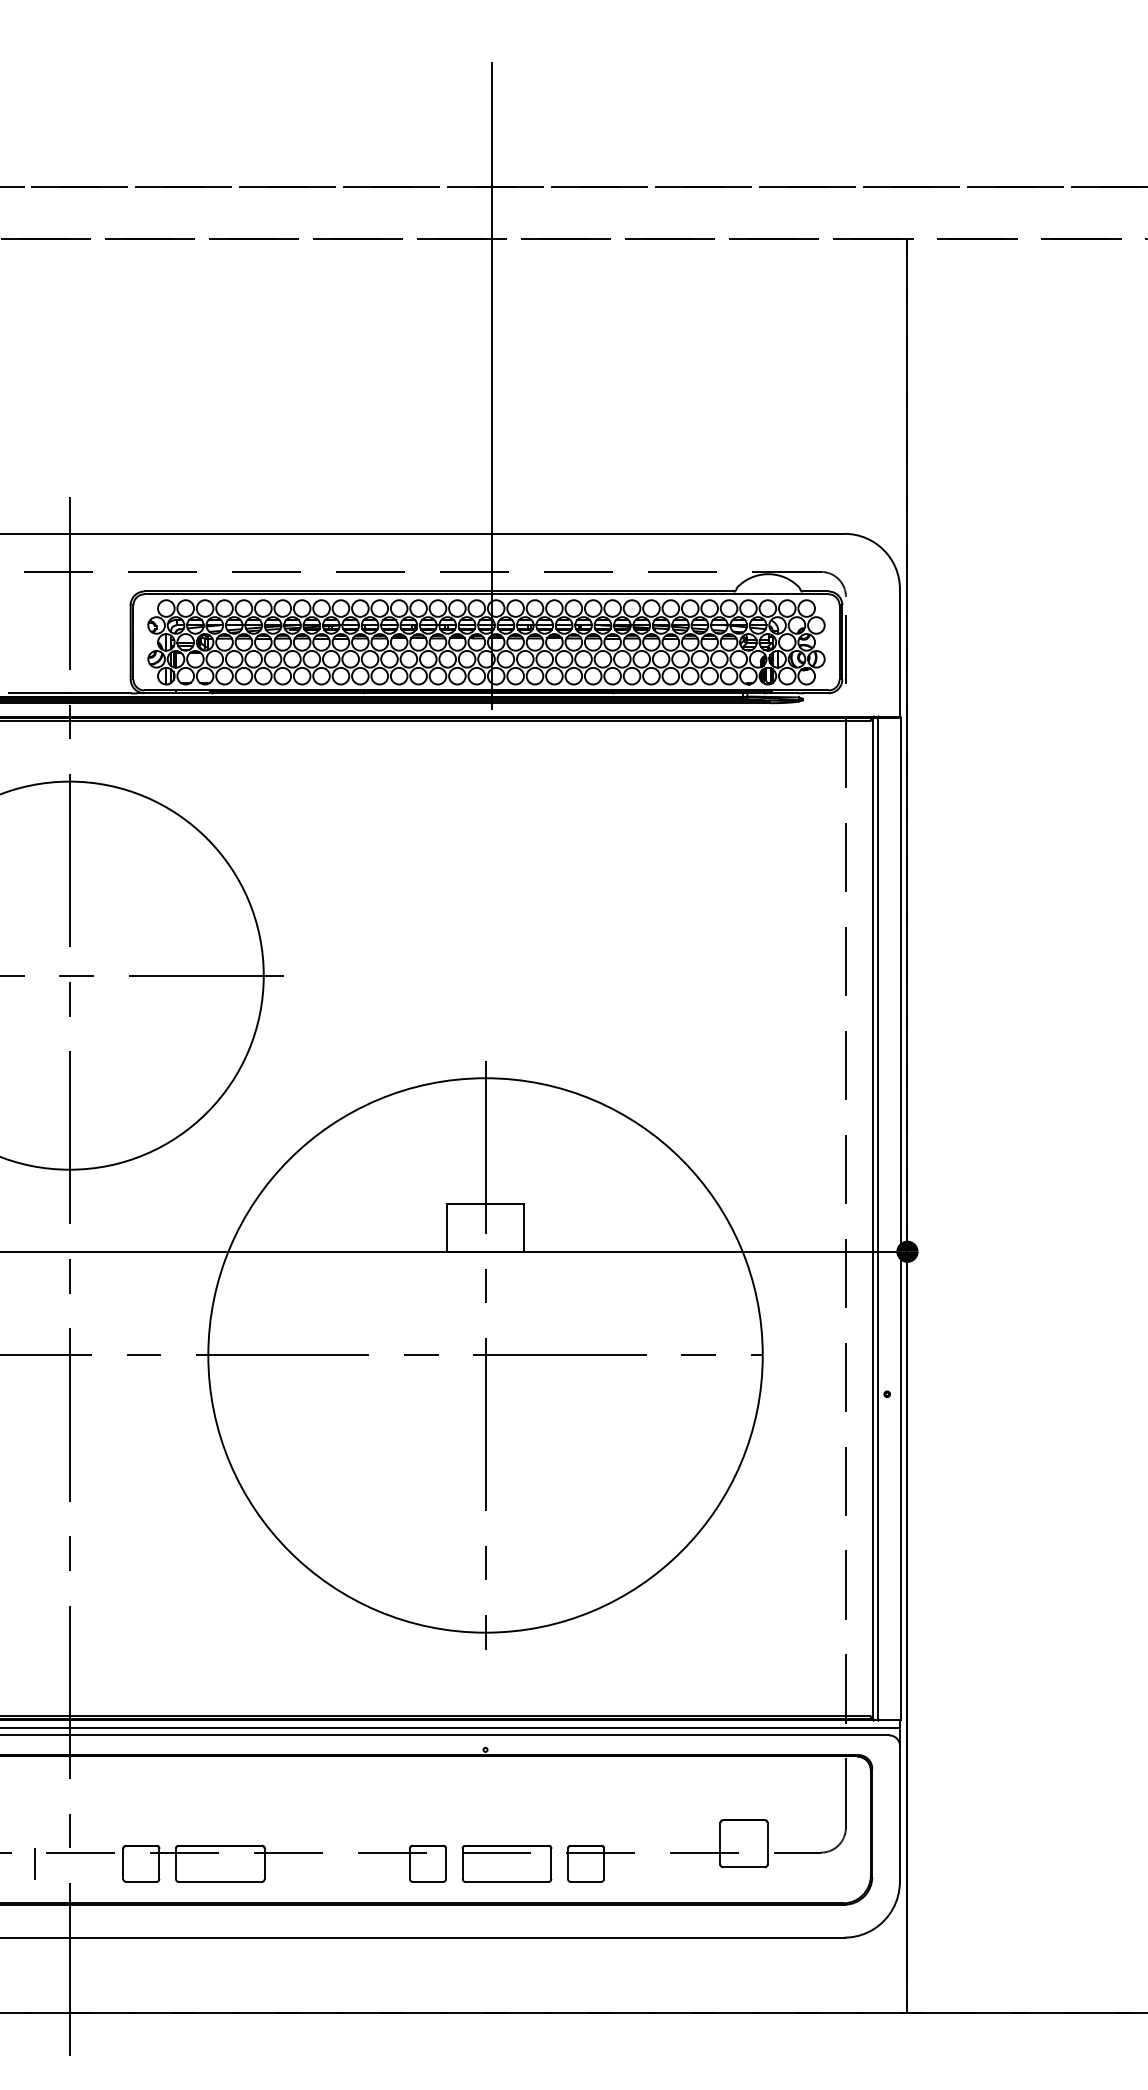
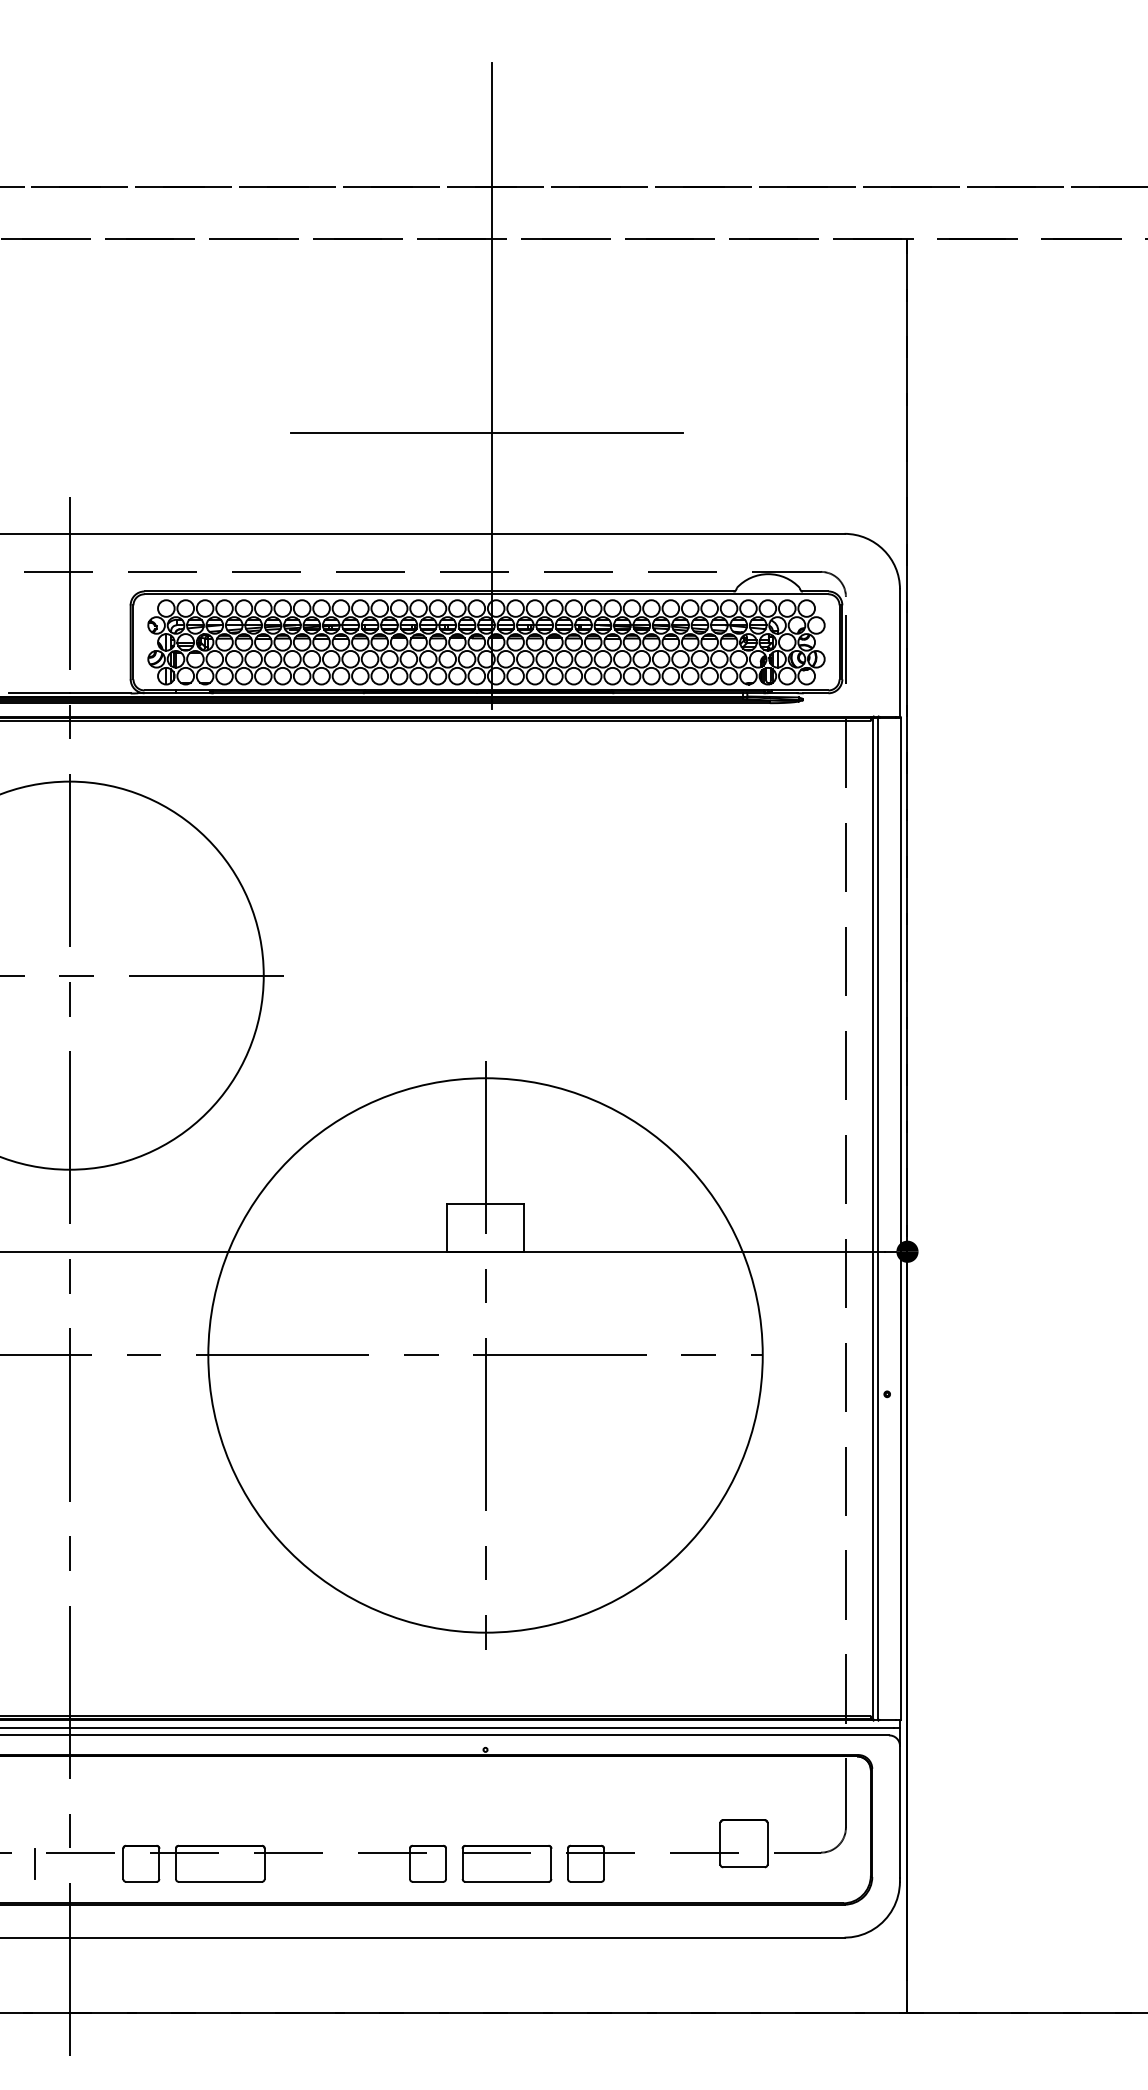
line: none -> present (486, 433)
